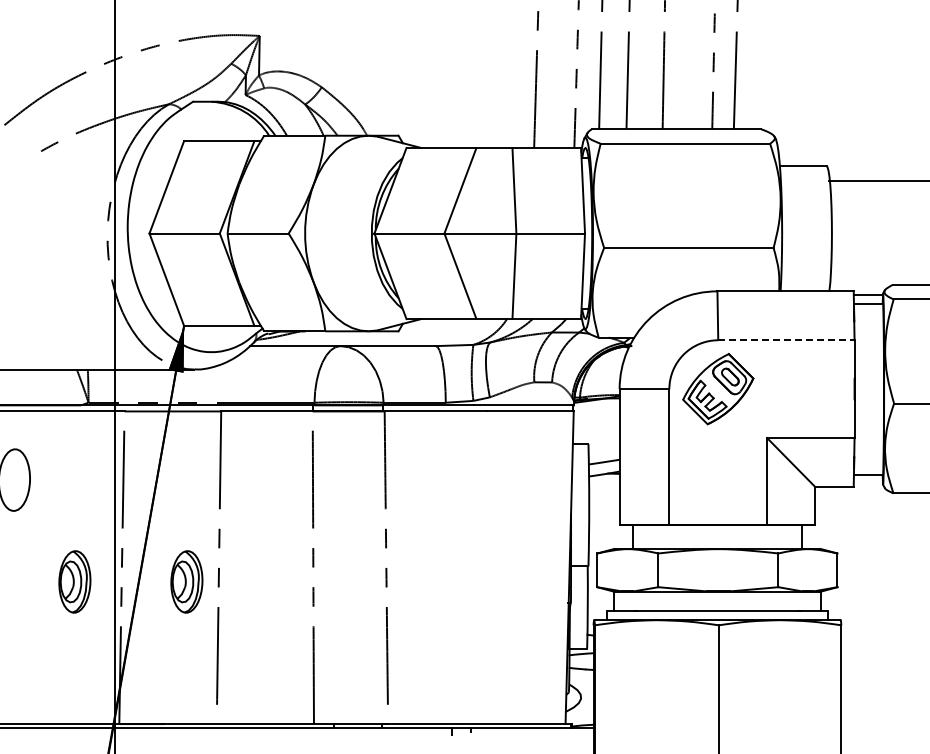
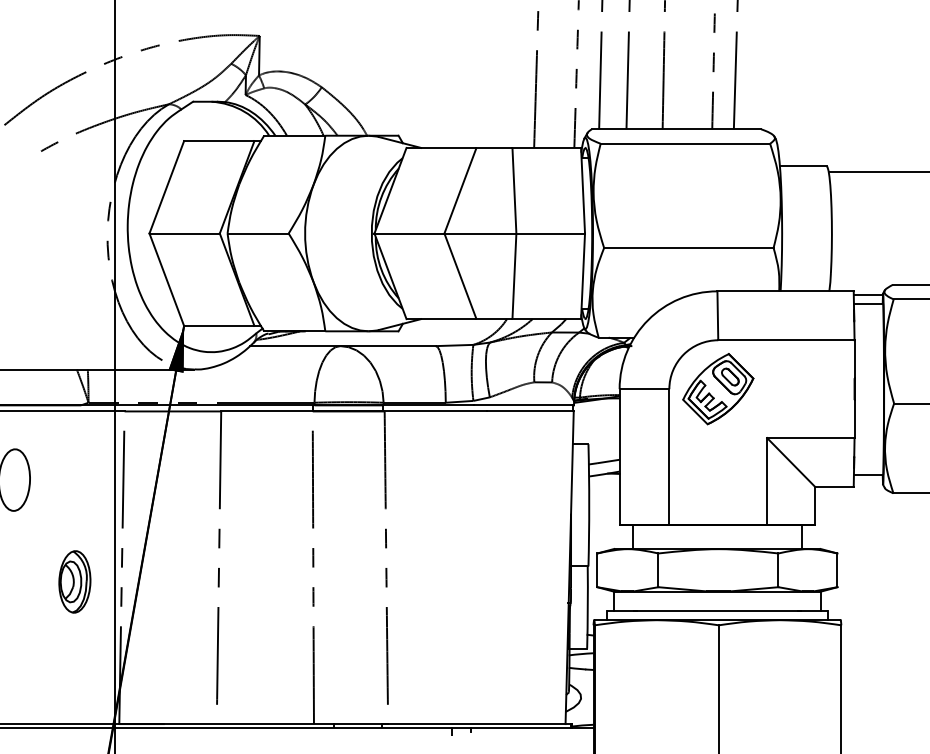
line position: (877, 181) -> (877, 172) (877, 172)
line: dashed -> solid (786, 340)
part: present -> none (186, 581)
